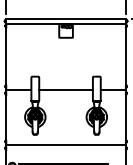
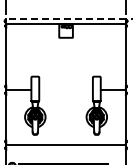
line: solid -> dashed (65, 18)
line: present -> none (65, 89)
